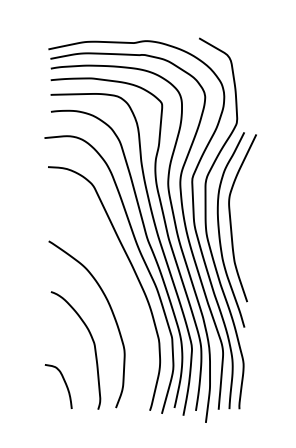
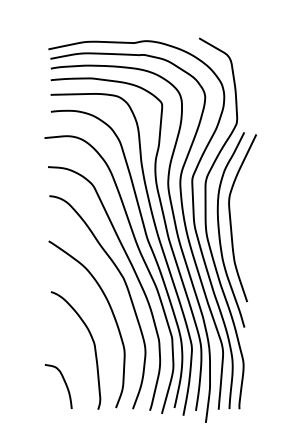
curve: none -> present (127, 291)
